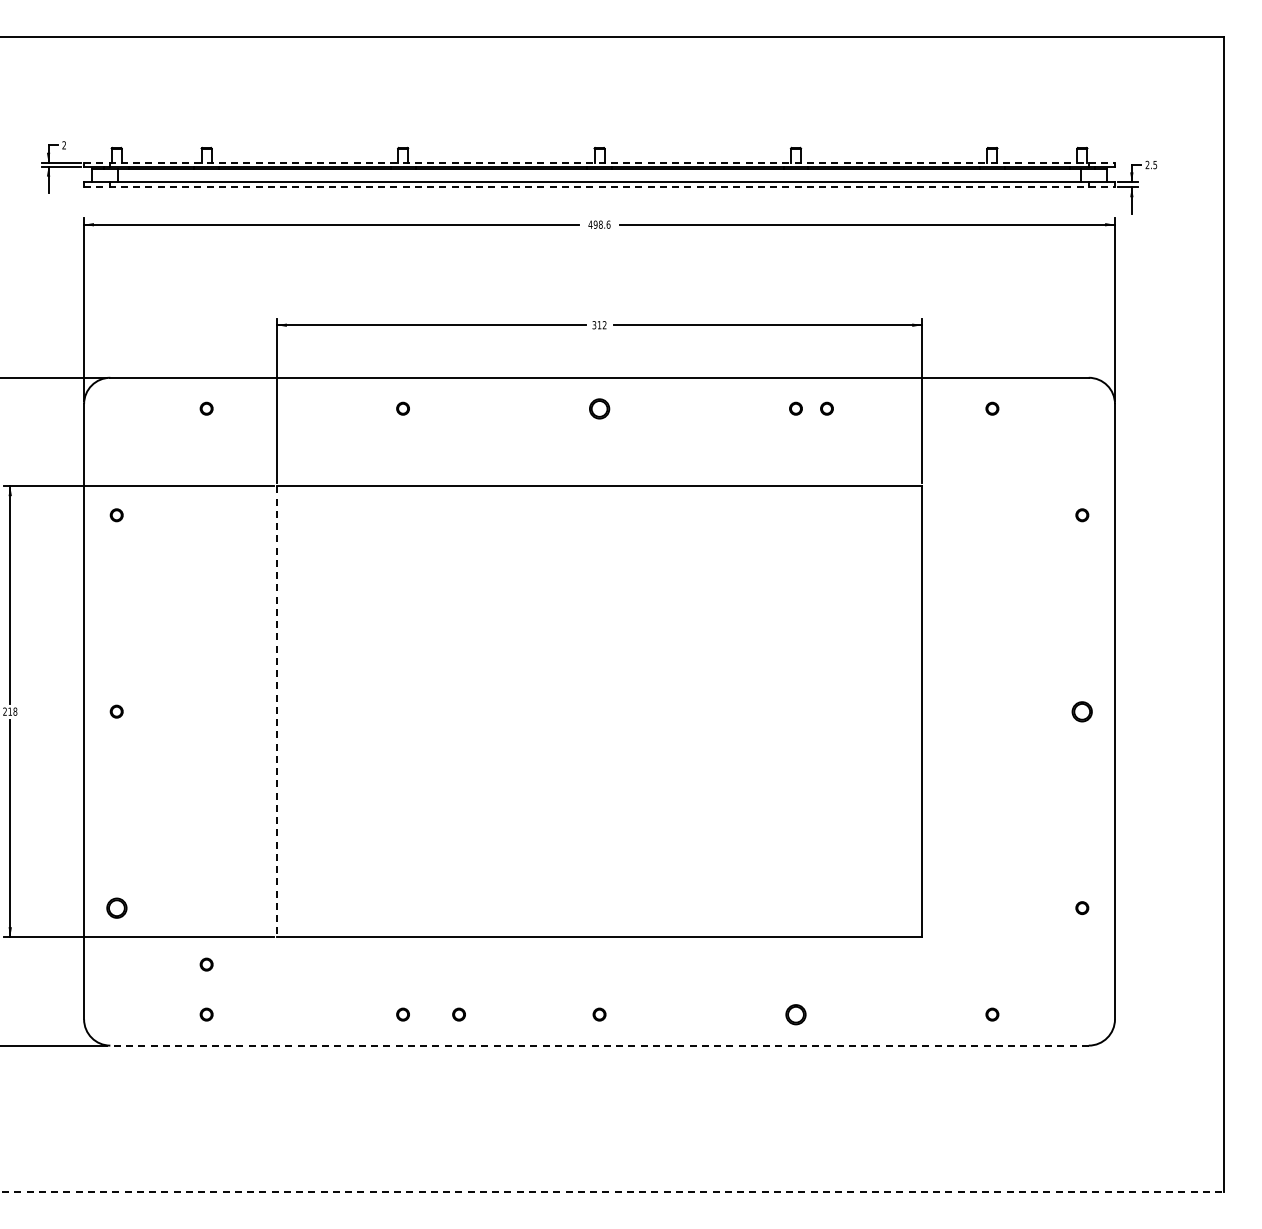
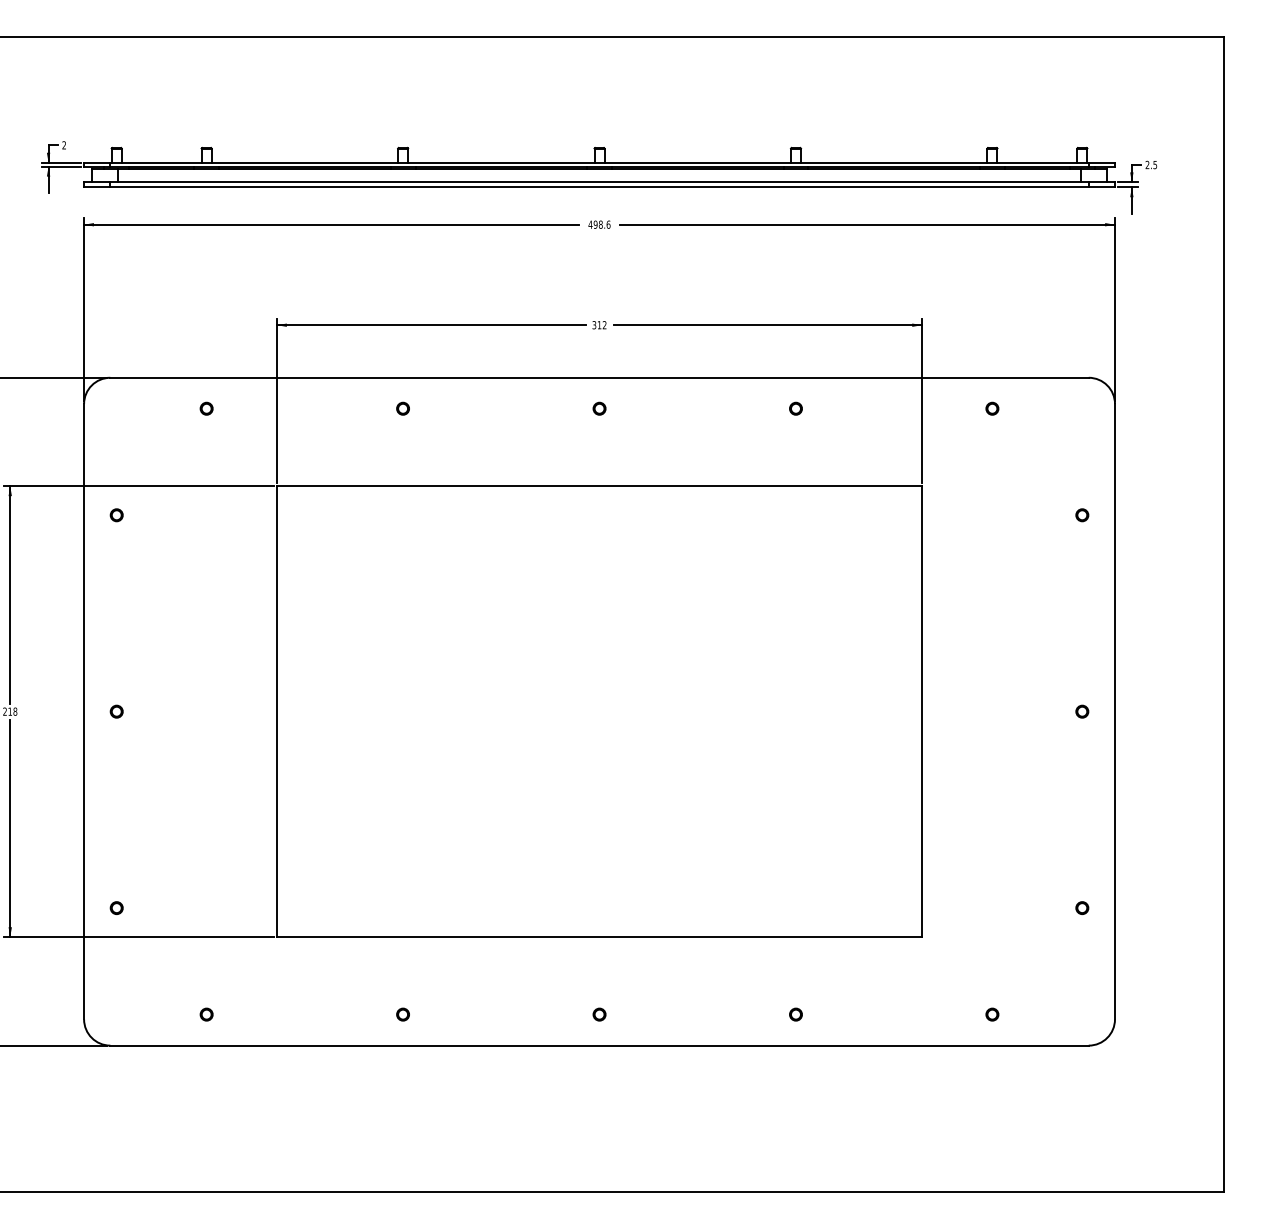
line: dashed -> solid (600, 162)
line: dashed -> solid (600, 187)
circle size: 22x22 px -> 15x15 px (599, 408)
circle: present -> none (826, 408)
circle size: 22x22 px -> 15x15 px (1082, 711)
line: dashed -> solid (277, 712)
circle size: 22x22 px -> 15x14 px (116, 907)
circle: present -> none (206, 964)
circle: present -> none (458, 1014)
circle size: 22x22 px -> 14x15 px (795, 1014)
line: dashed -> solid (599, 1045)
line: dashed -> solid (612, 1192)
